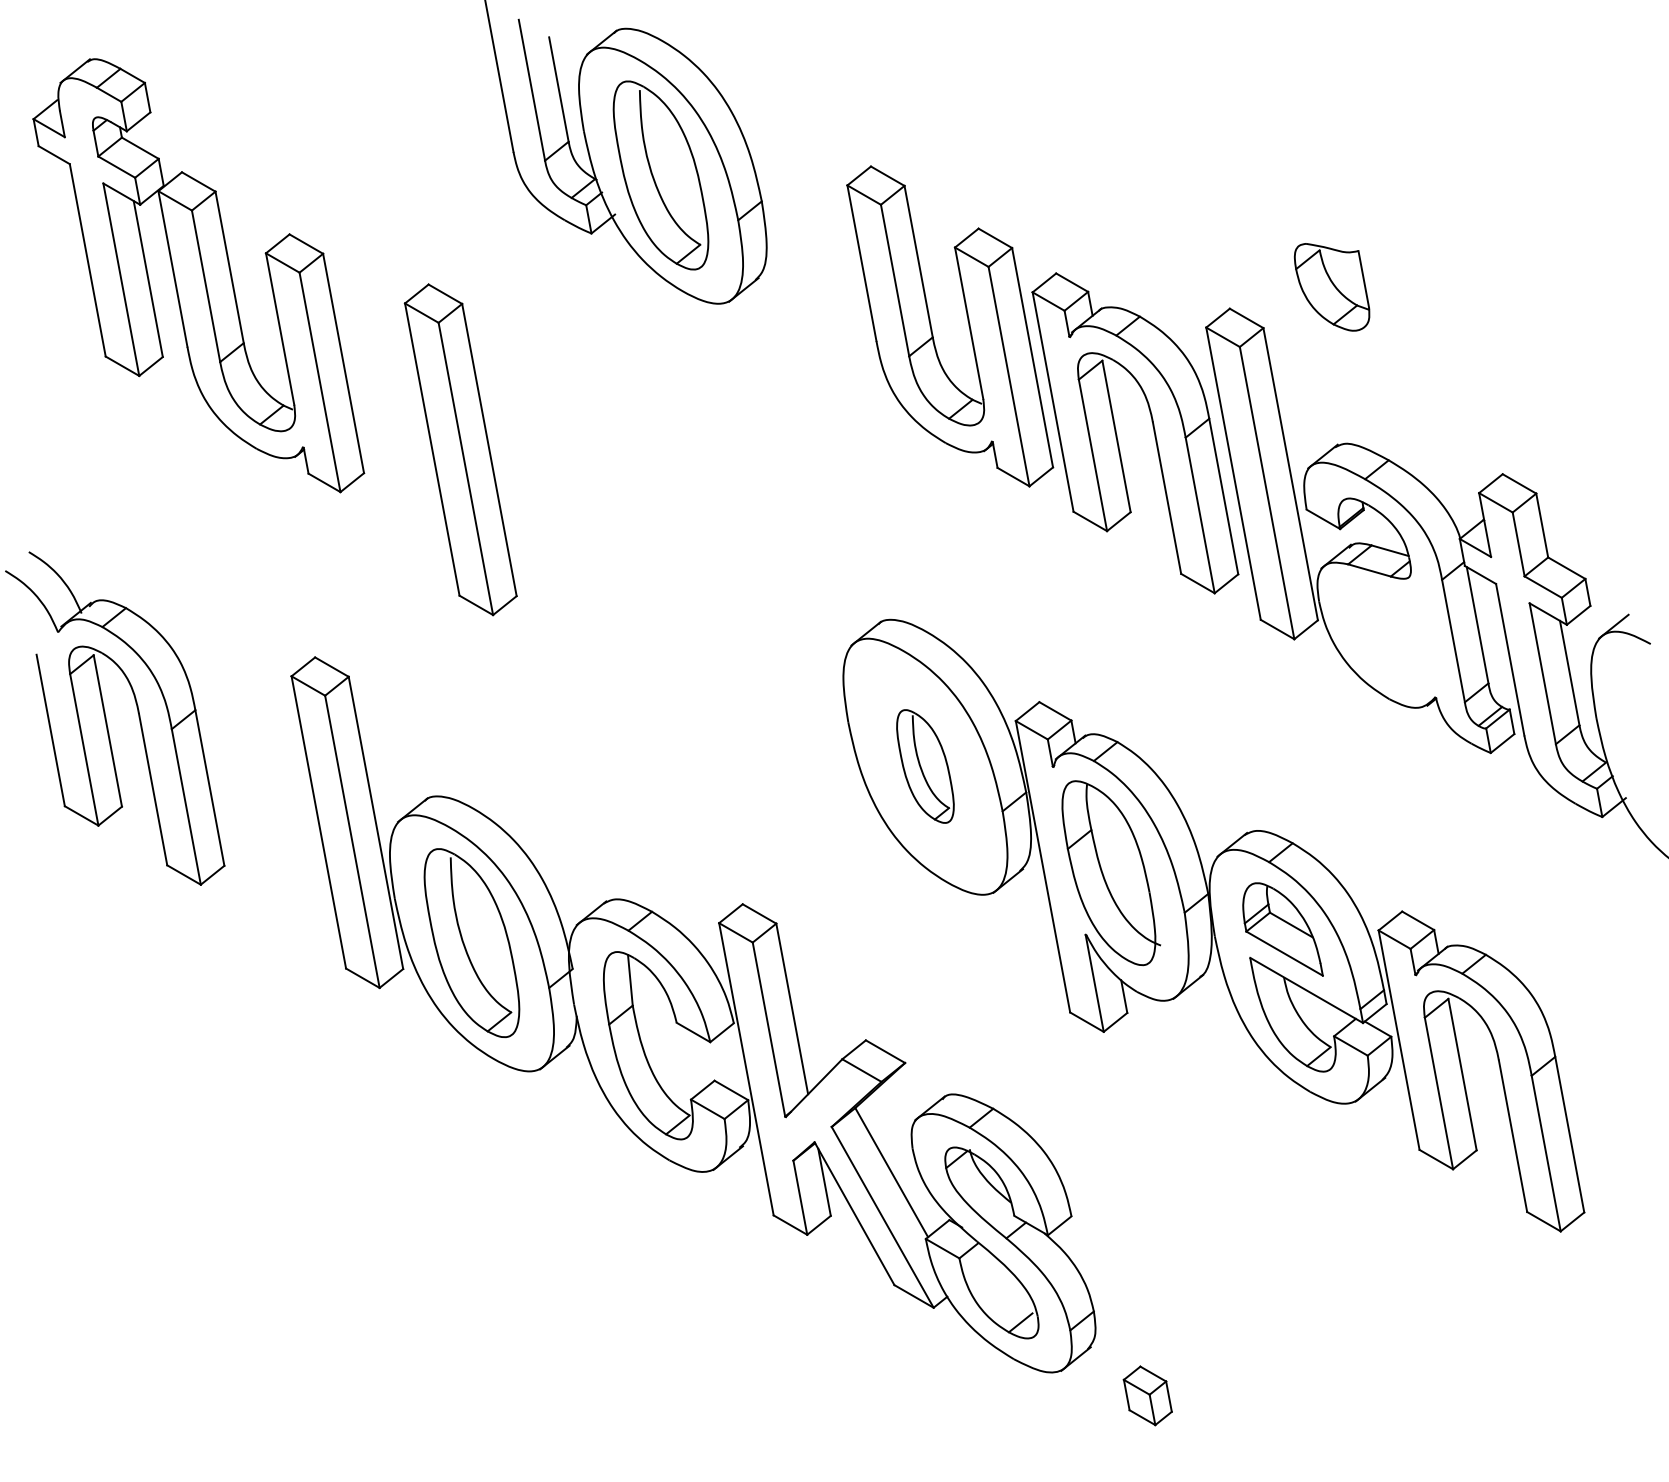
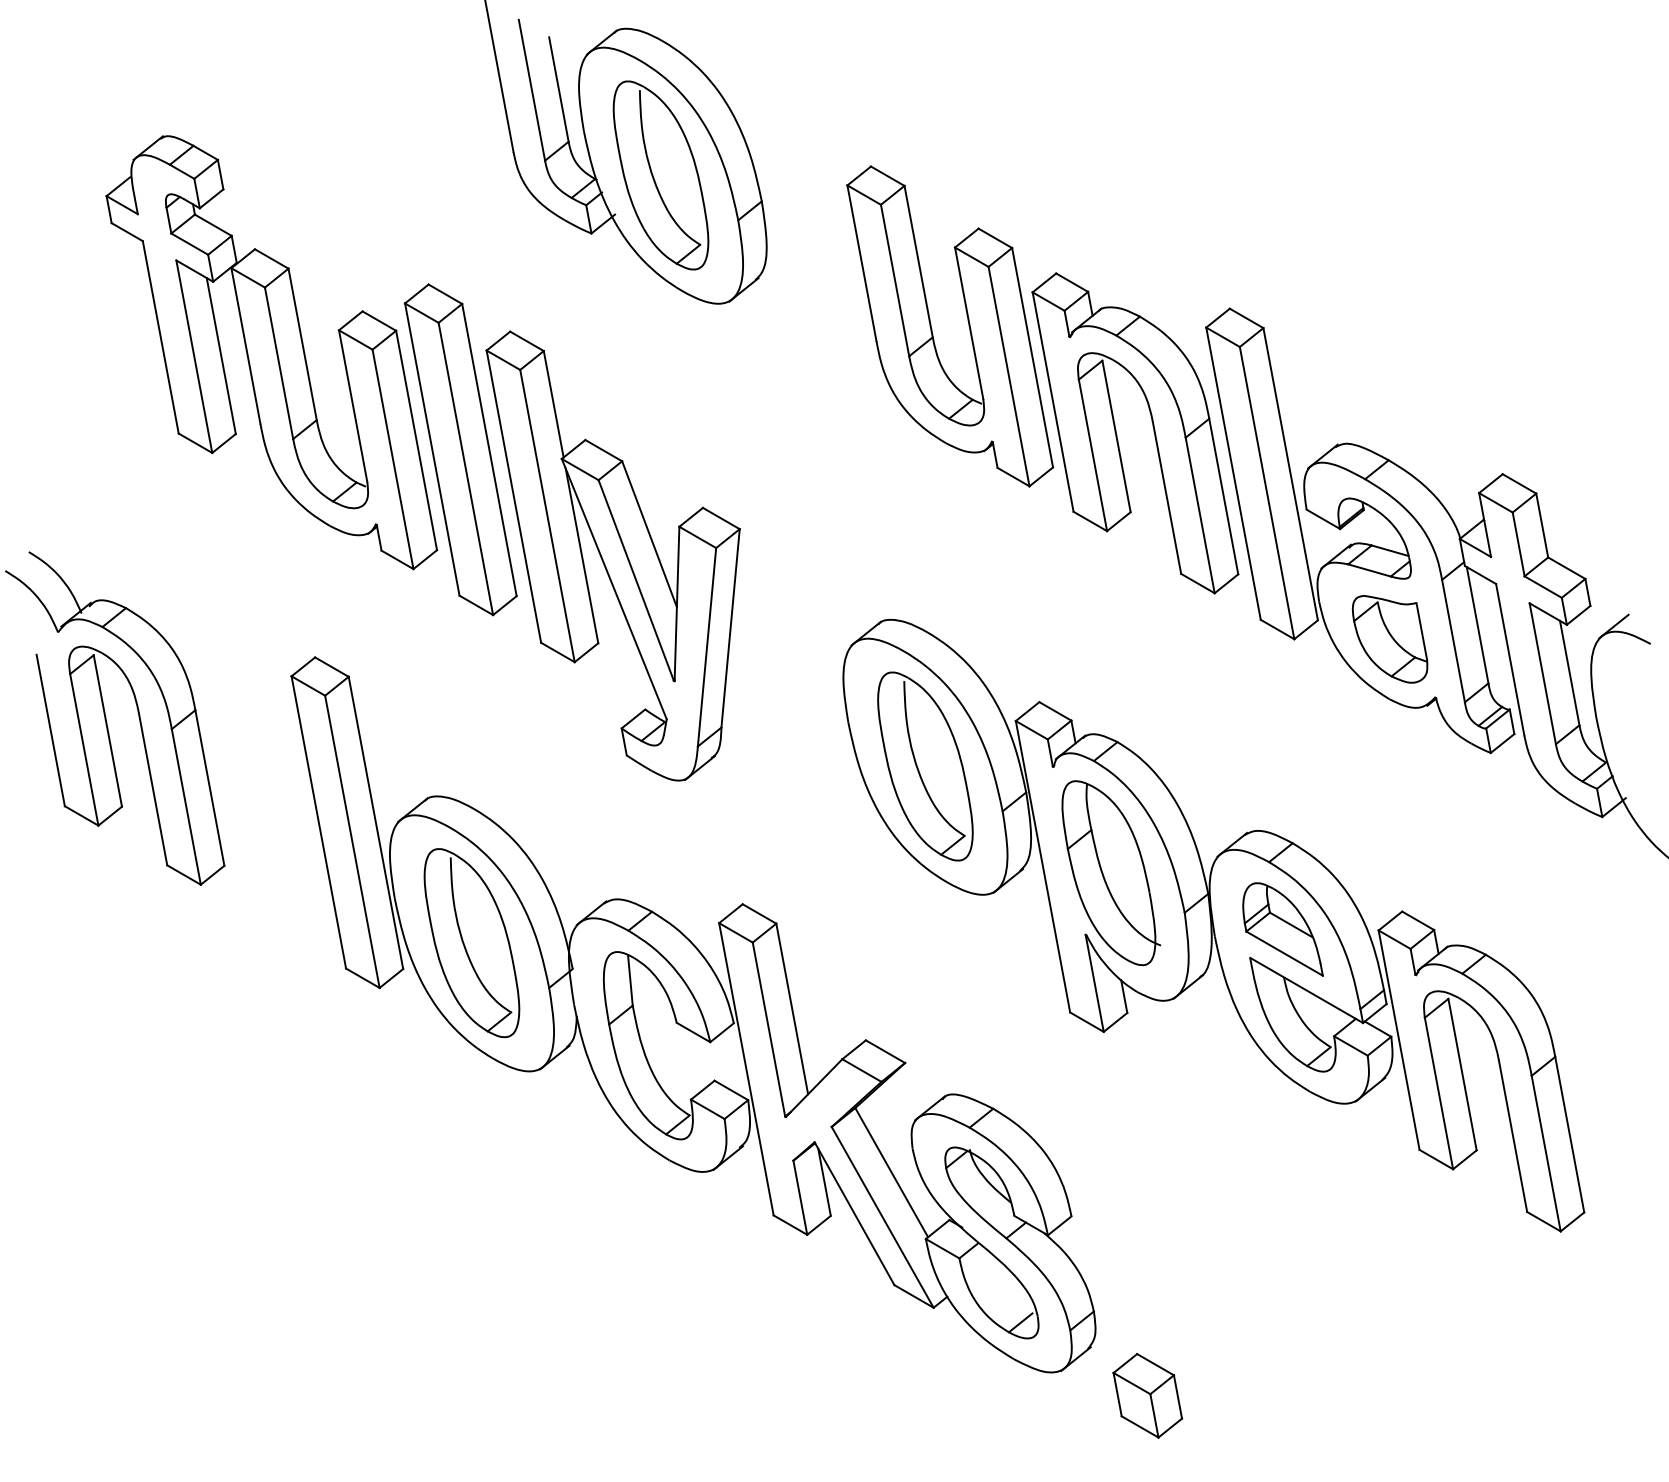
part position: (198, 275) -> (271, 352) (271, 352)
part position: (1331, 287) -> (1389, 639) (1389, 639)
part: none -> present (612, 555)
part size: 59x115 px -> 97x191 px (925, 766)
part size: 51x62 px -> 72x86 px (1147, 1395)
